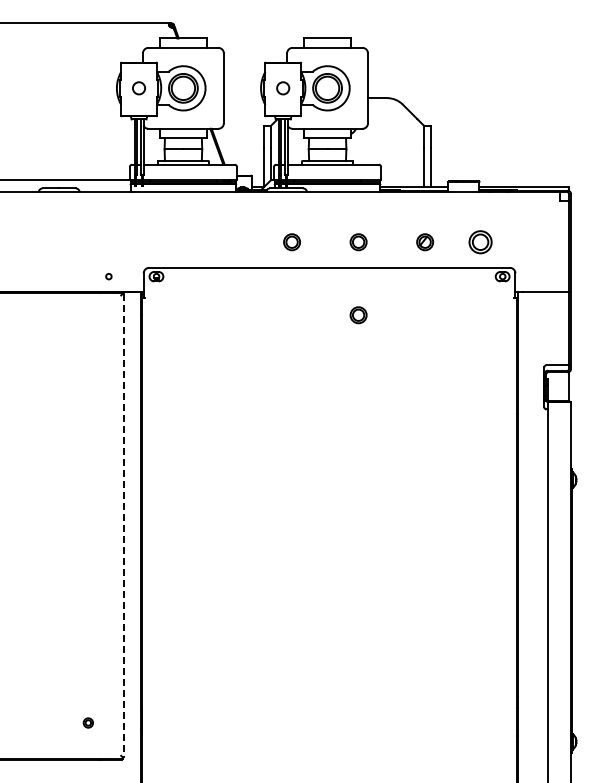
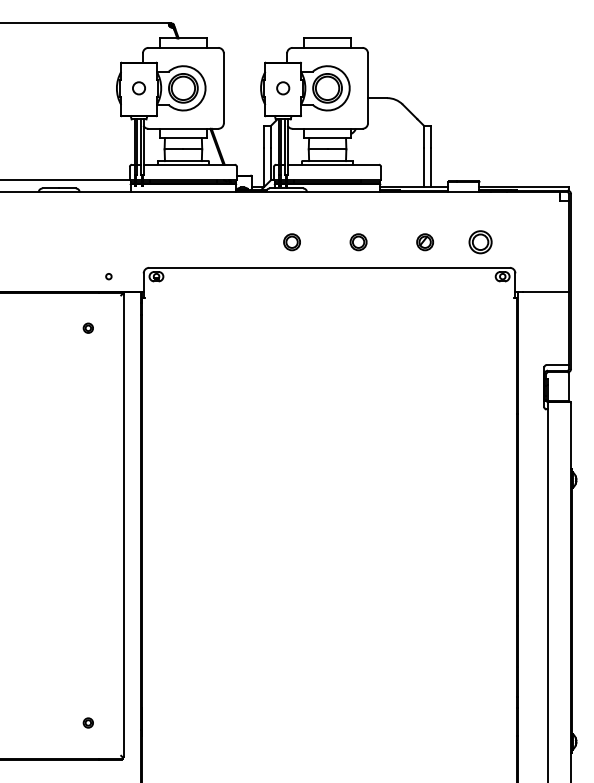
part: present -> none (358, 315)
part: none -> present (87, 327)
line: dashed -> solid (123, 525)
